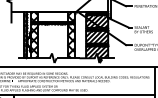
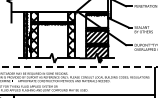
hatch: present -> none (97, 20)
line: solid -> dashed (78, 67)
